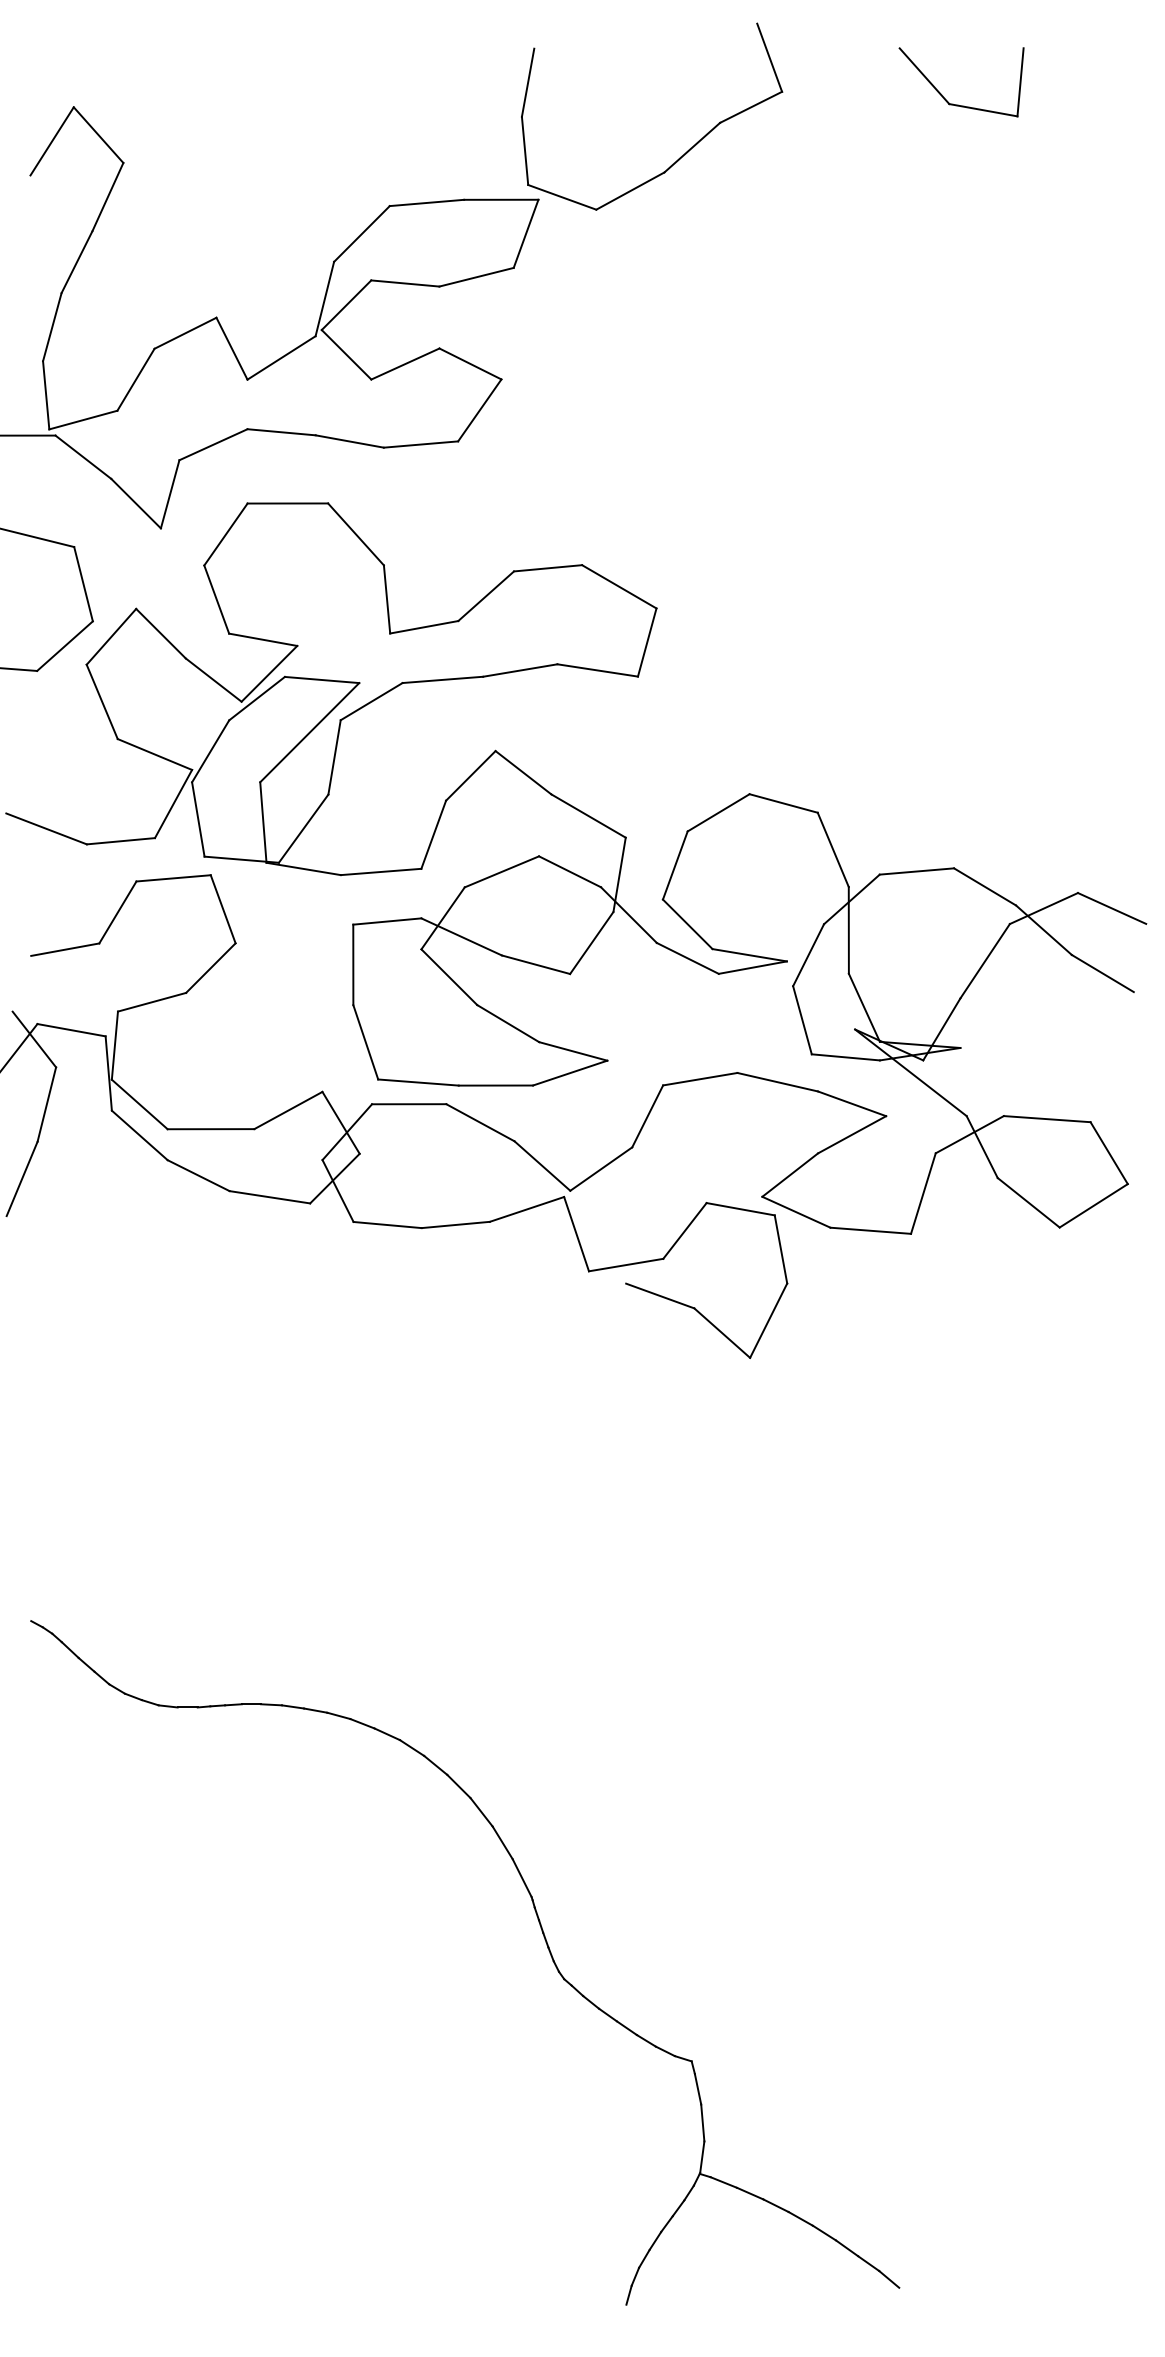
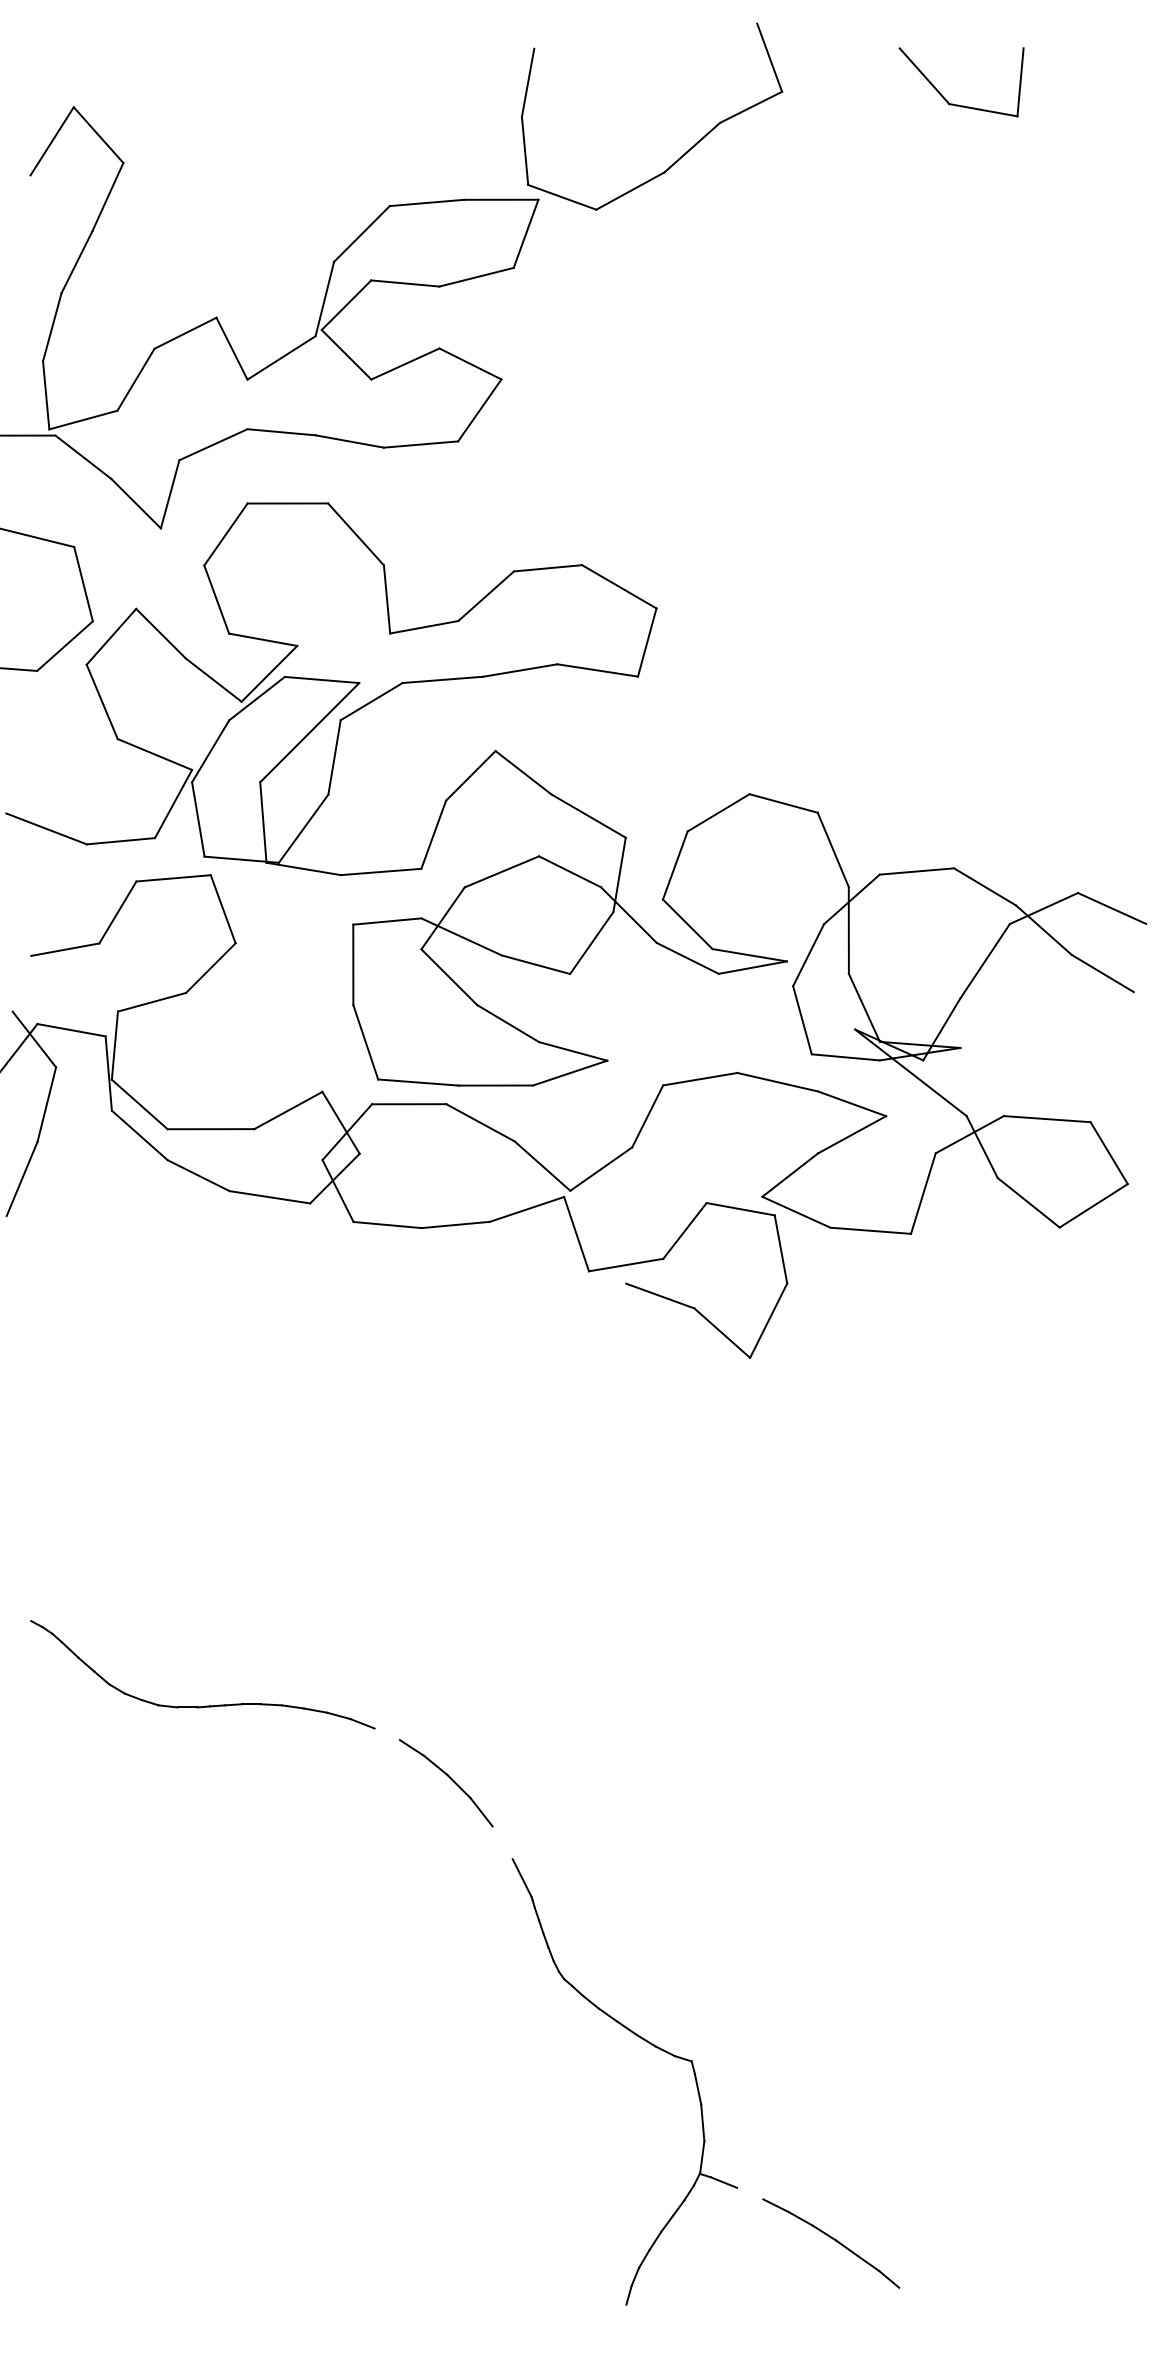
line: present -> none (386, 1734)
line: present -> none (502, 1842)
line: present -> none (750, 2193)
